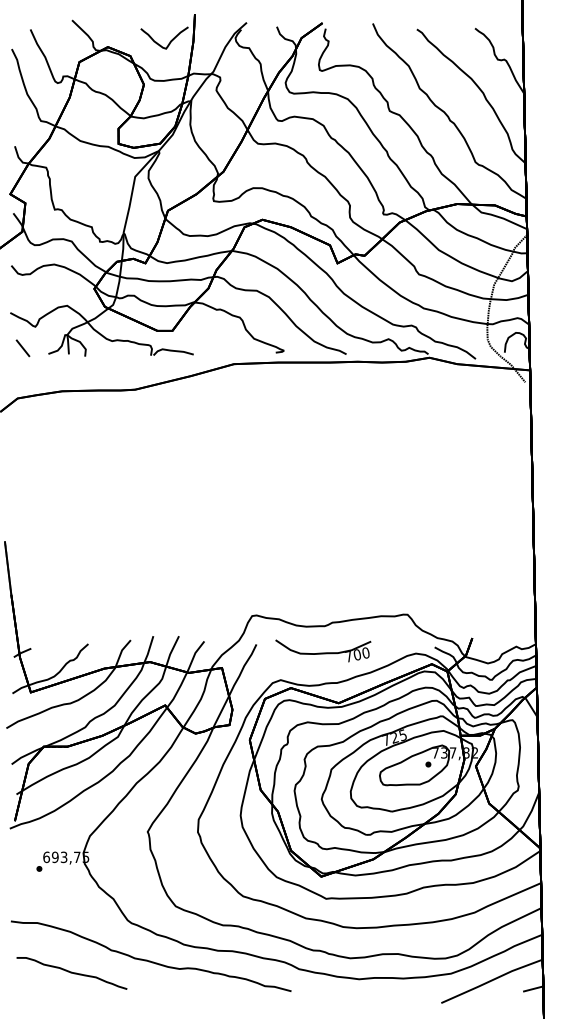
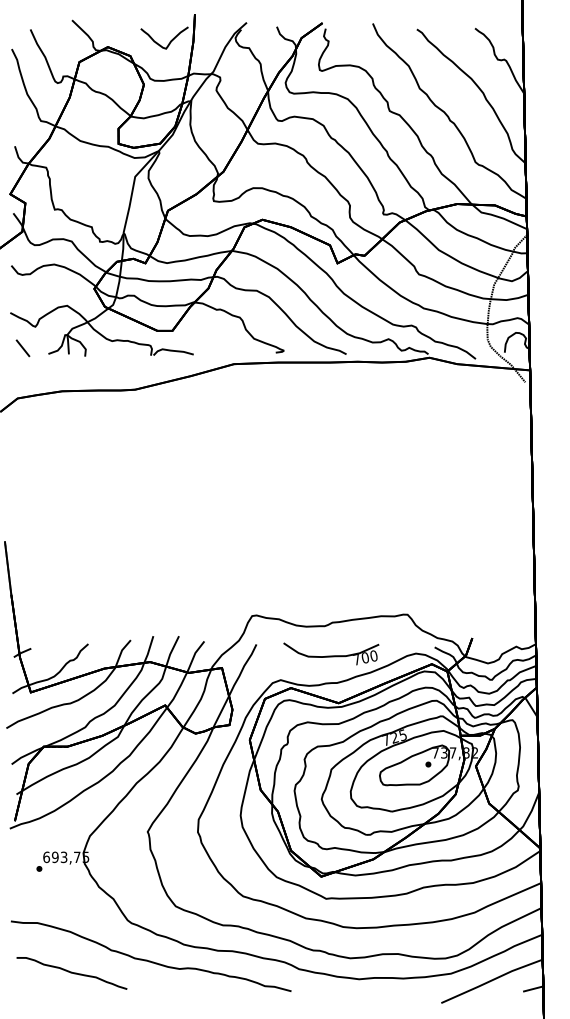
part position: (323, 650) -> (331, 653) (331, 653)
